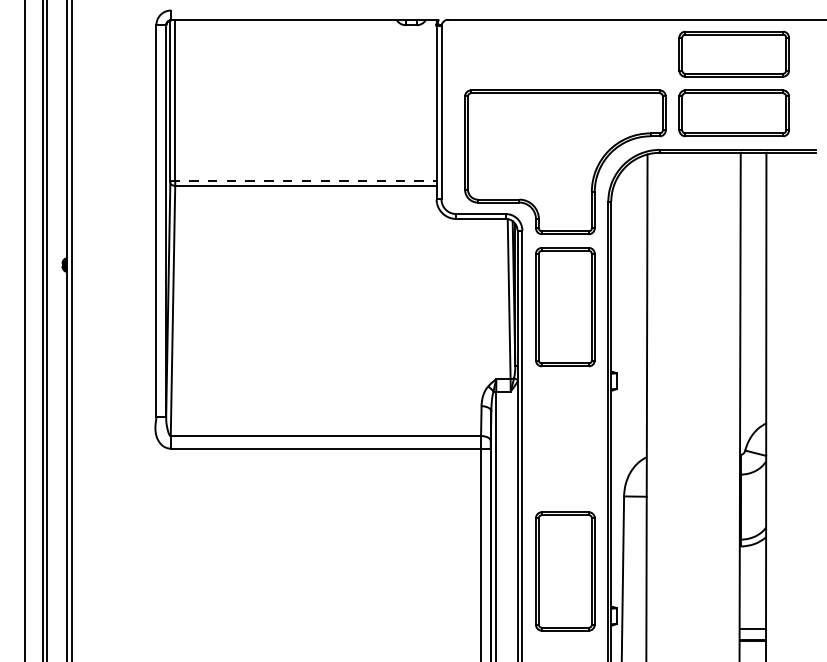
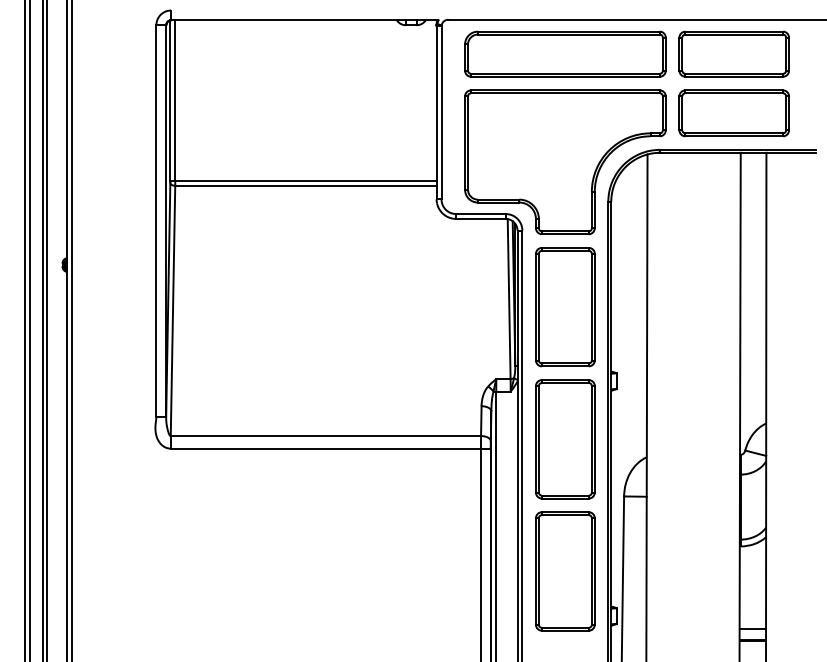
part: none -> present (565, 53)
line: dashed -> solid (304, 180)
line: none -> present (29, 330)
part: none -> present (565, 439)
